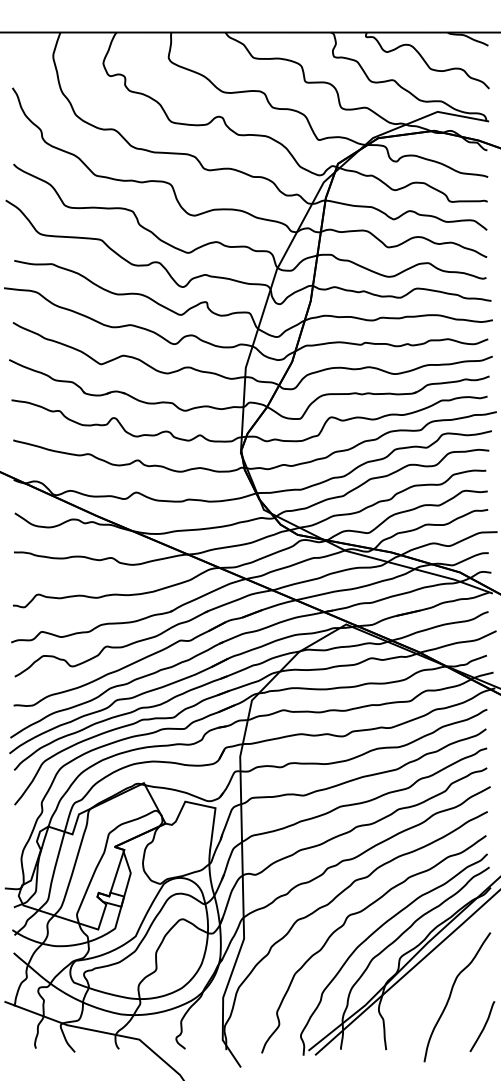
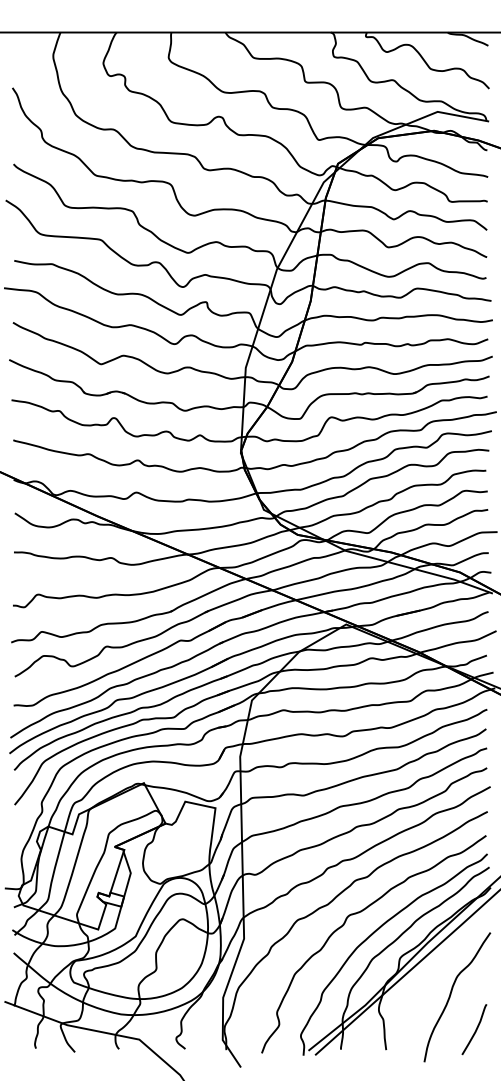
curve position: (483, 1026) -> (475, 1029) (475, 1029)
